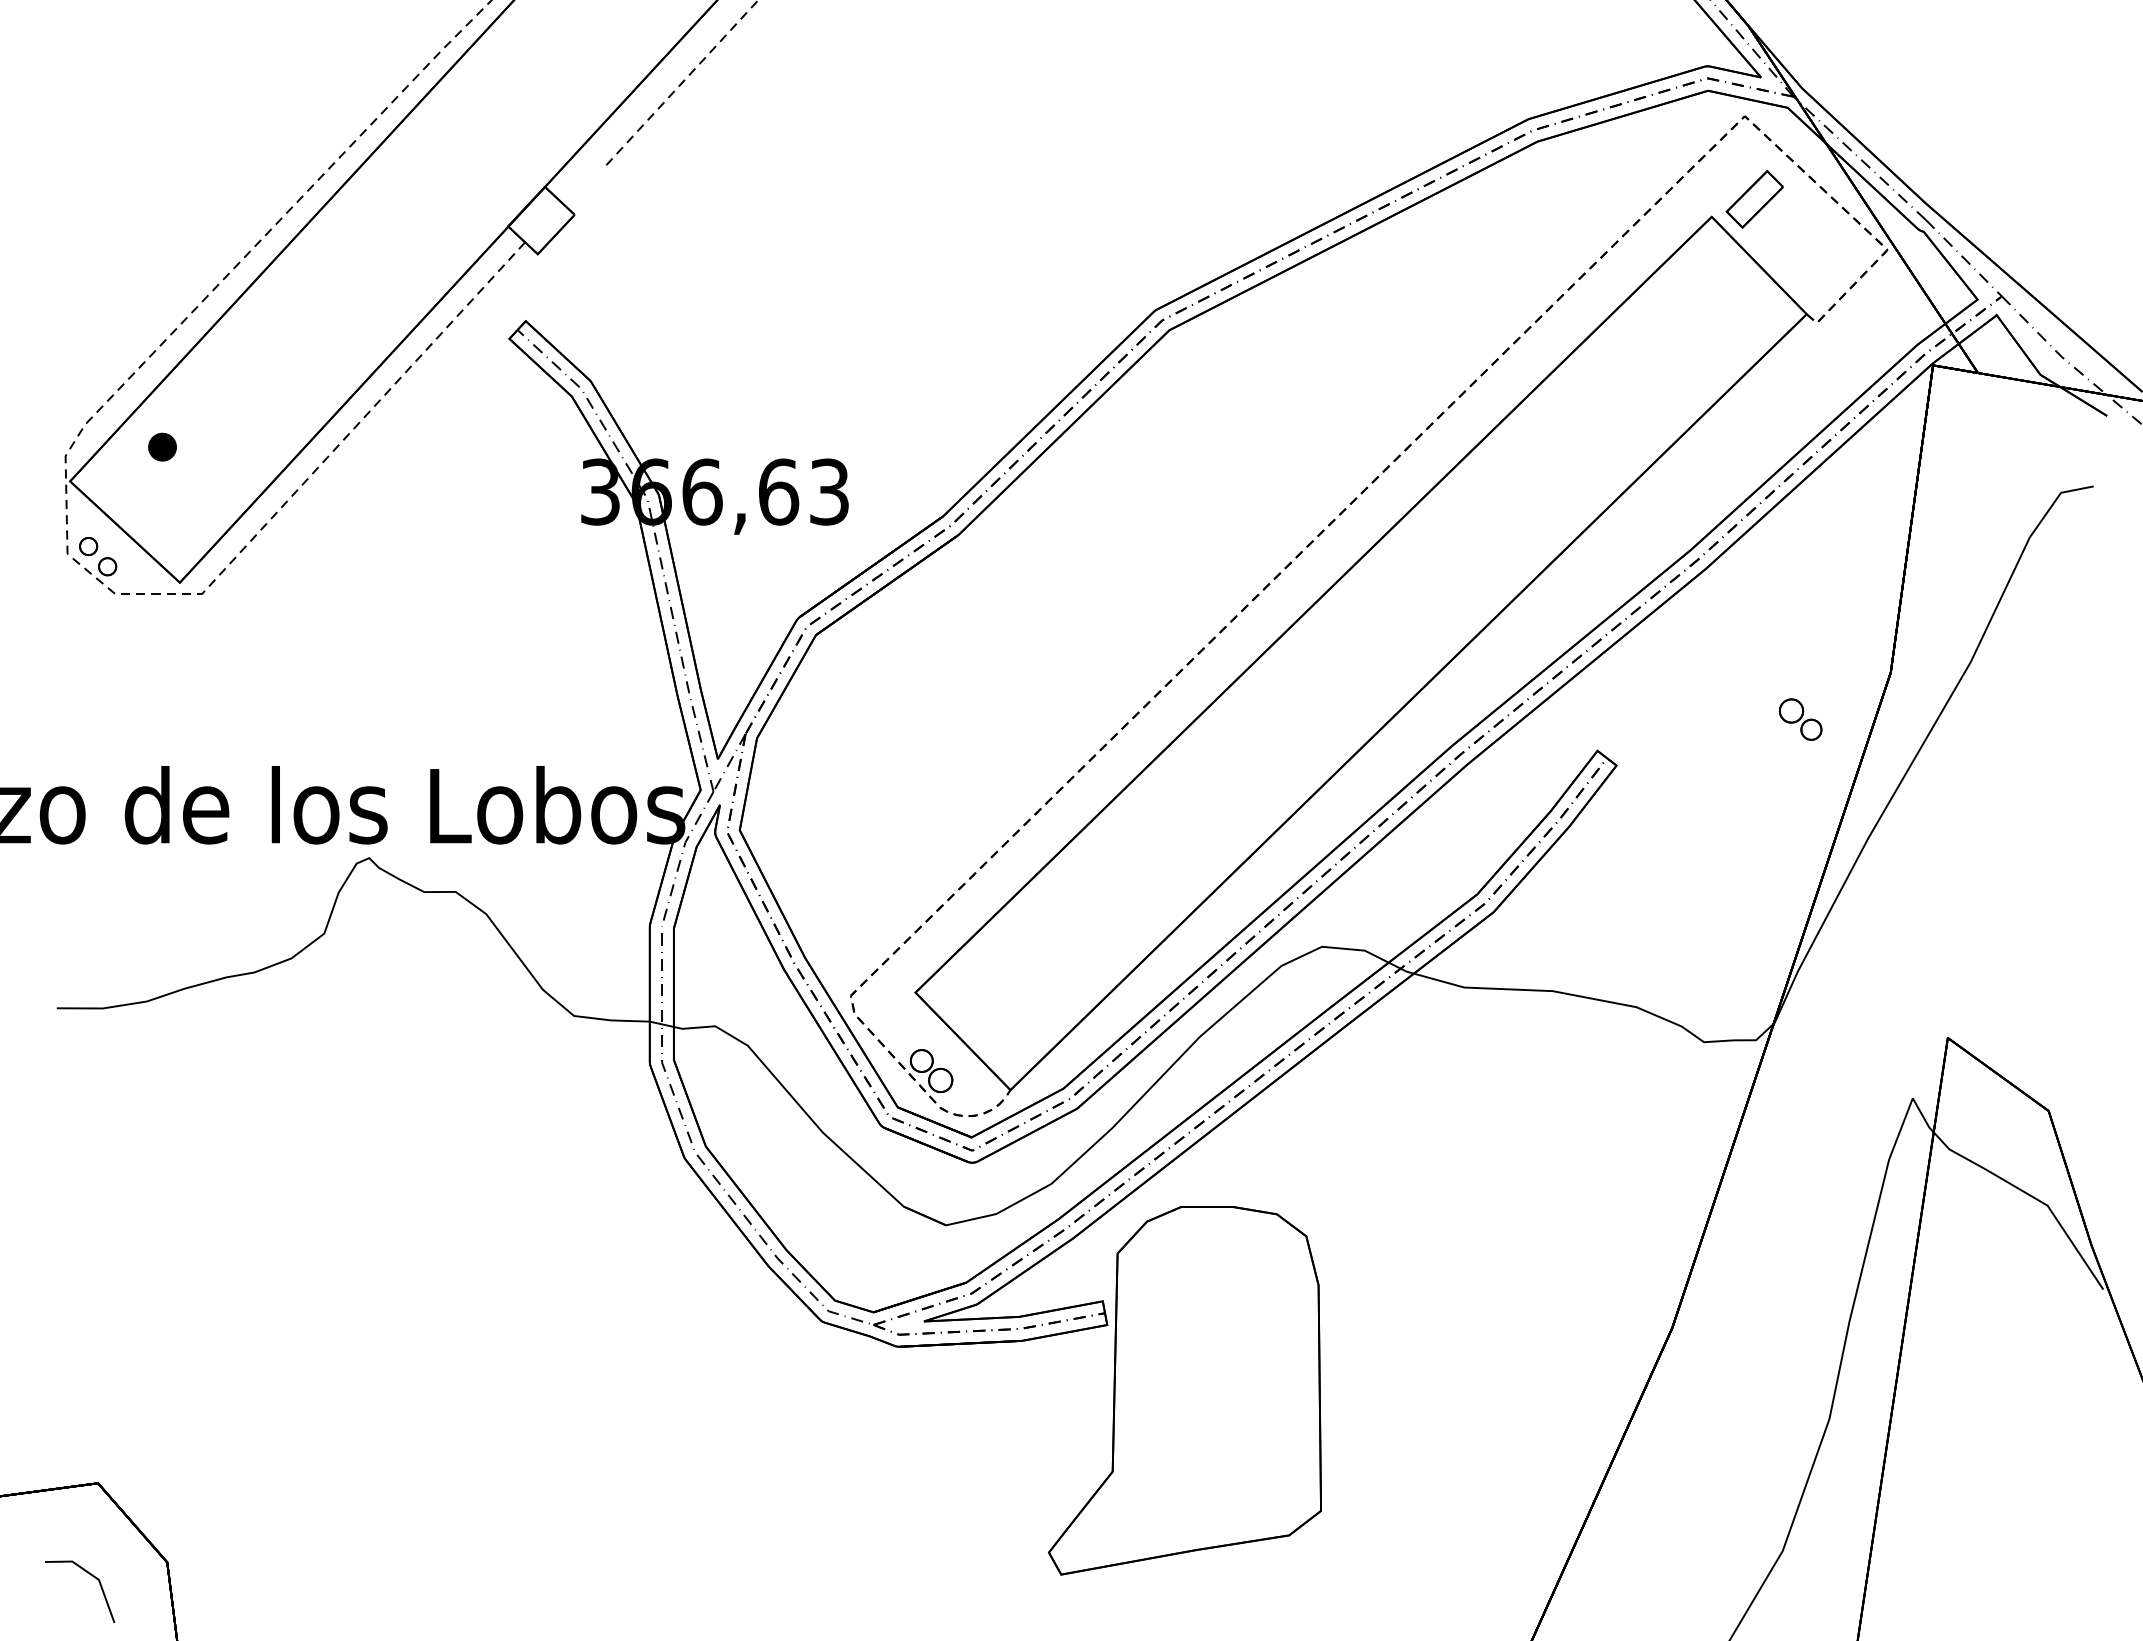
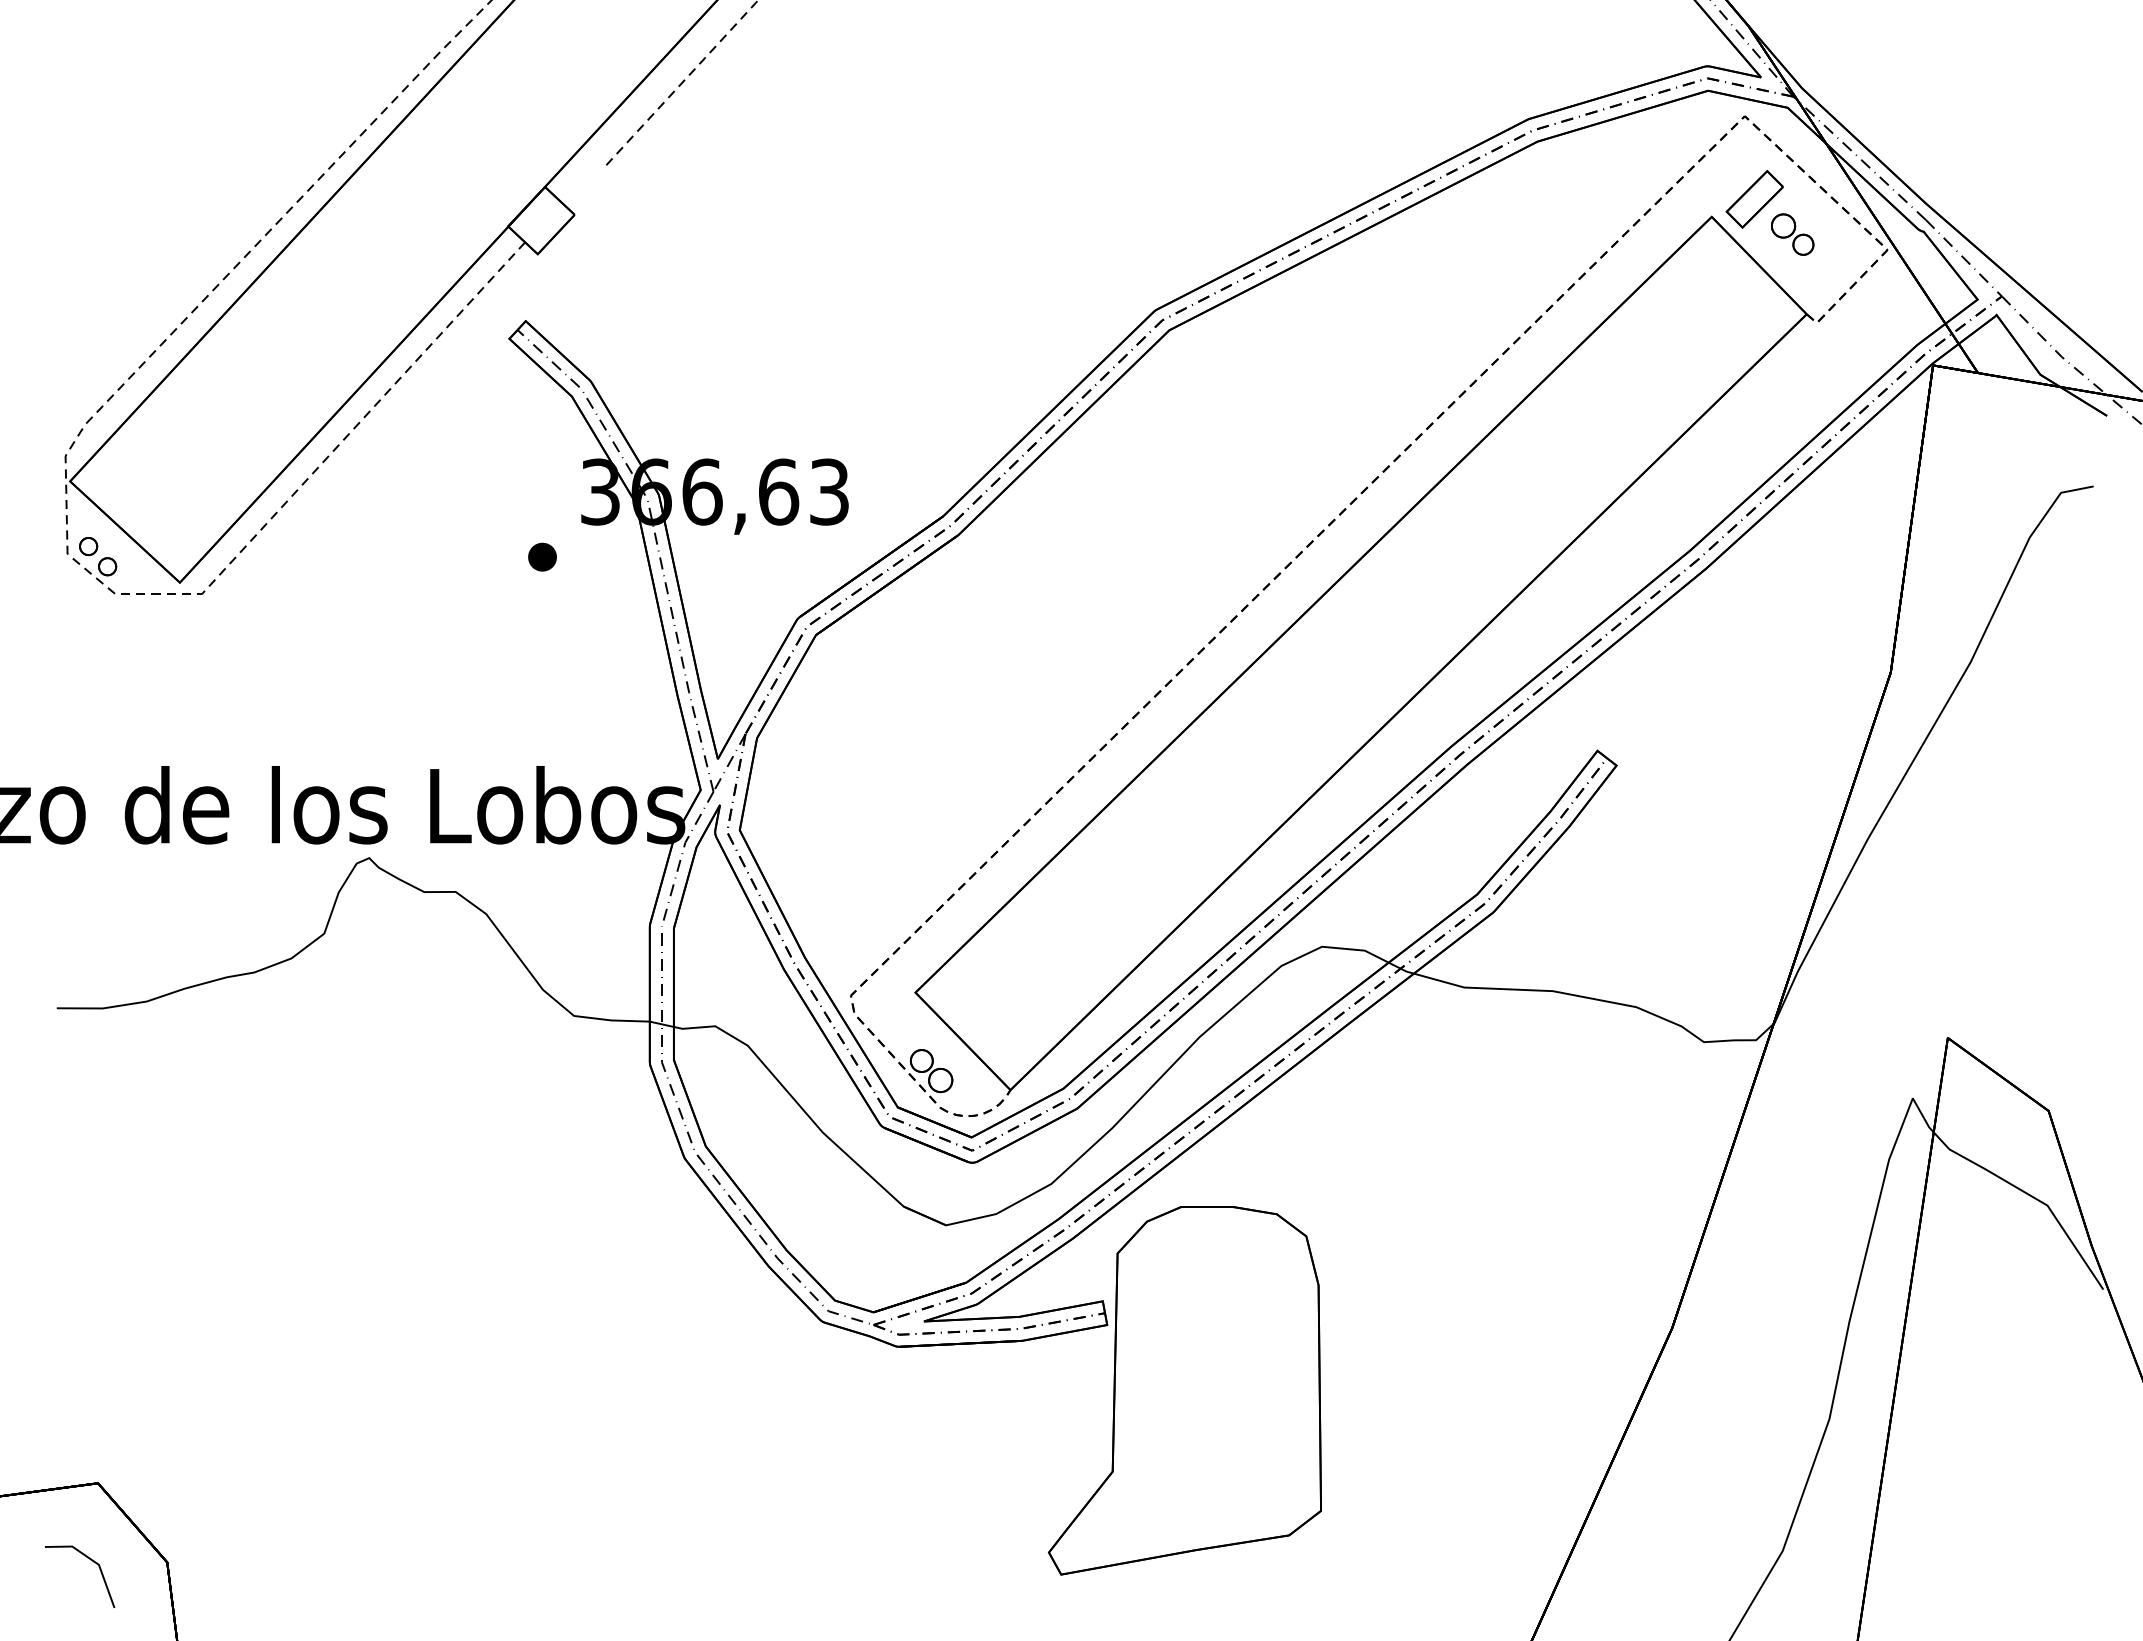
part position: (162, 446) -> (542, 556) (542, 556)
part position: (1800, 719) -> (1792, 234) (1792, 234)
line position: (90, 1575) -> (90, 1560) (90, 1560)
